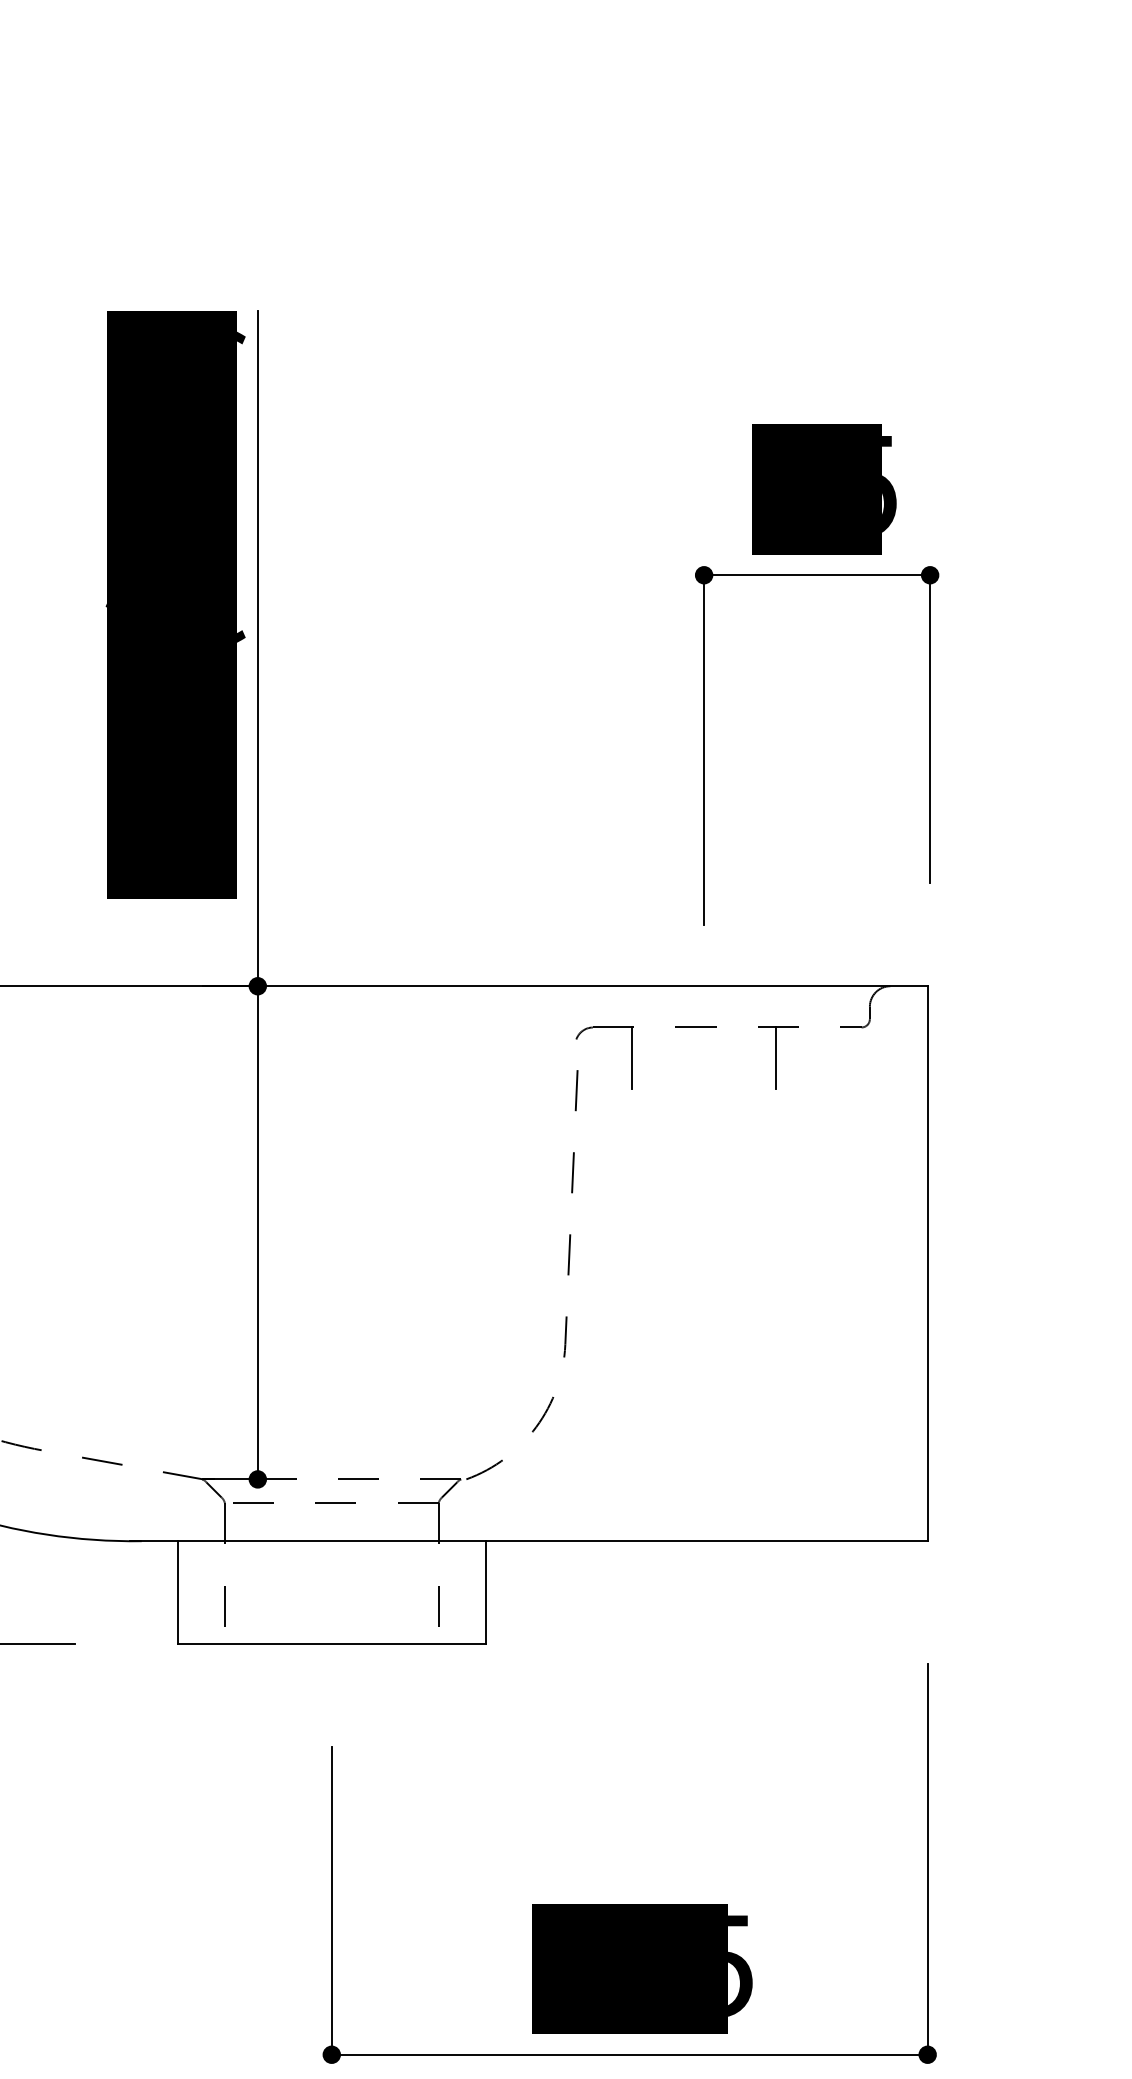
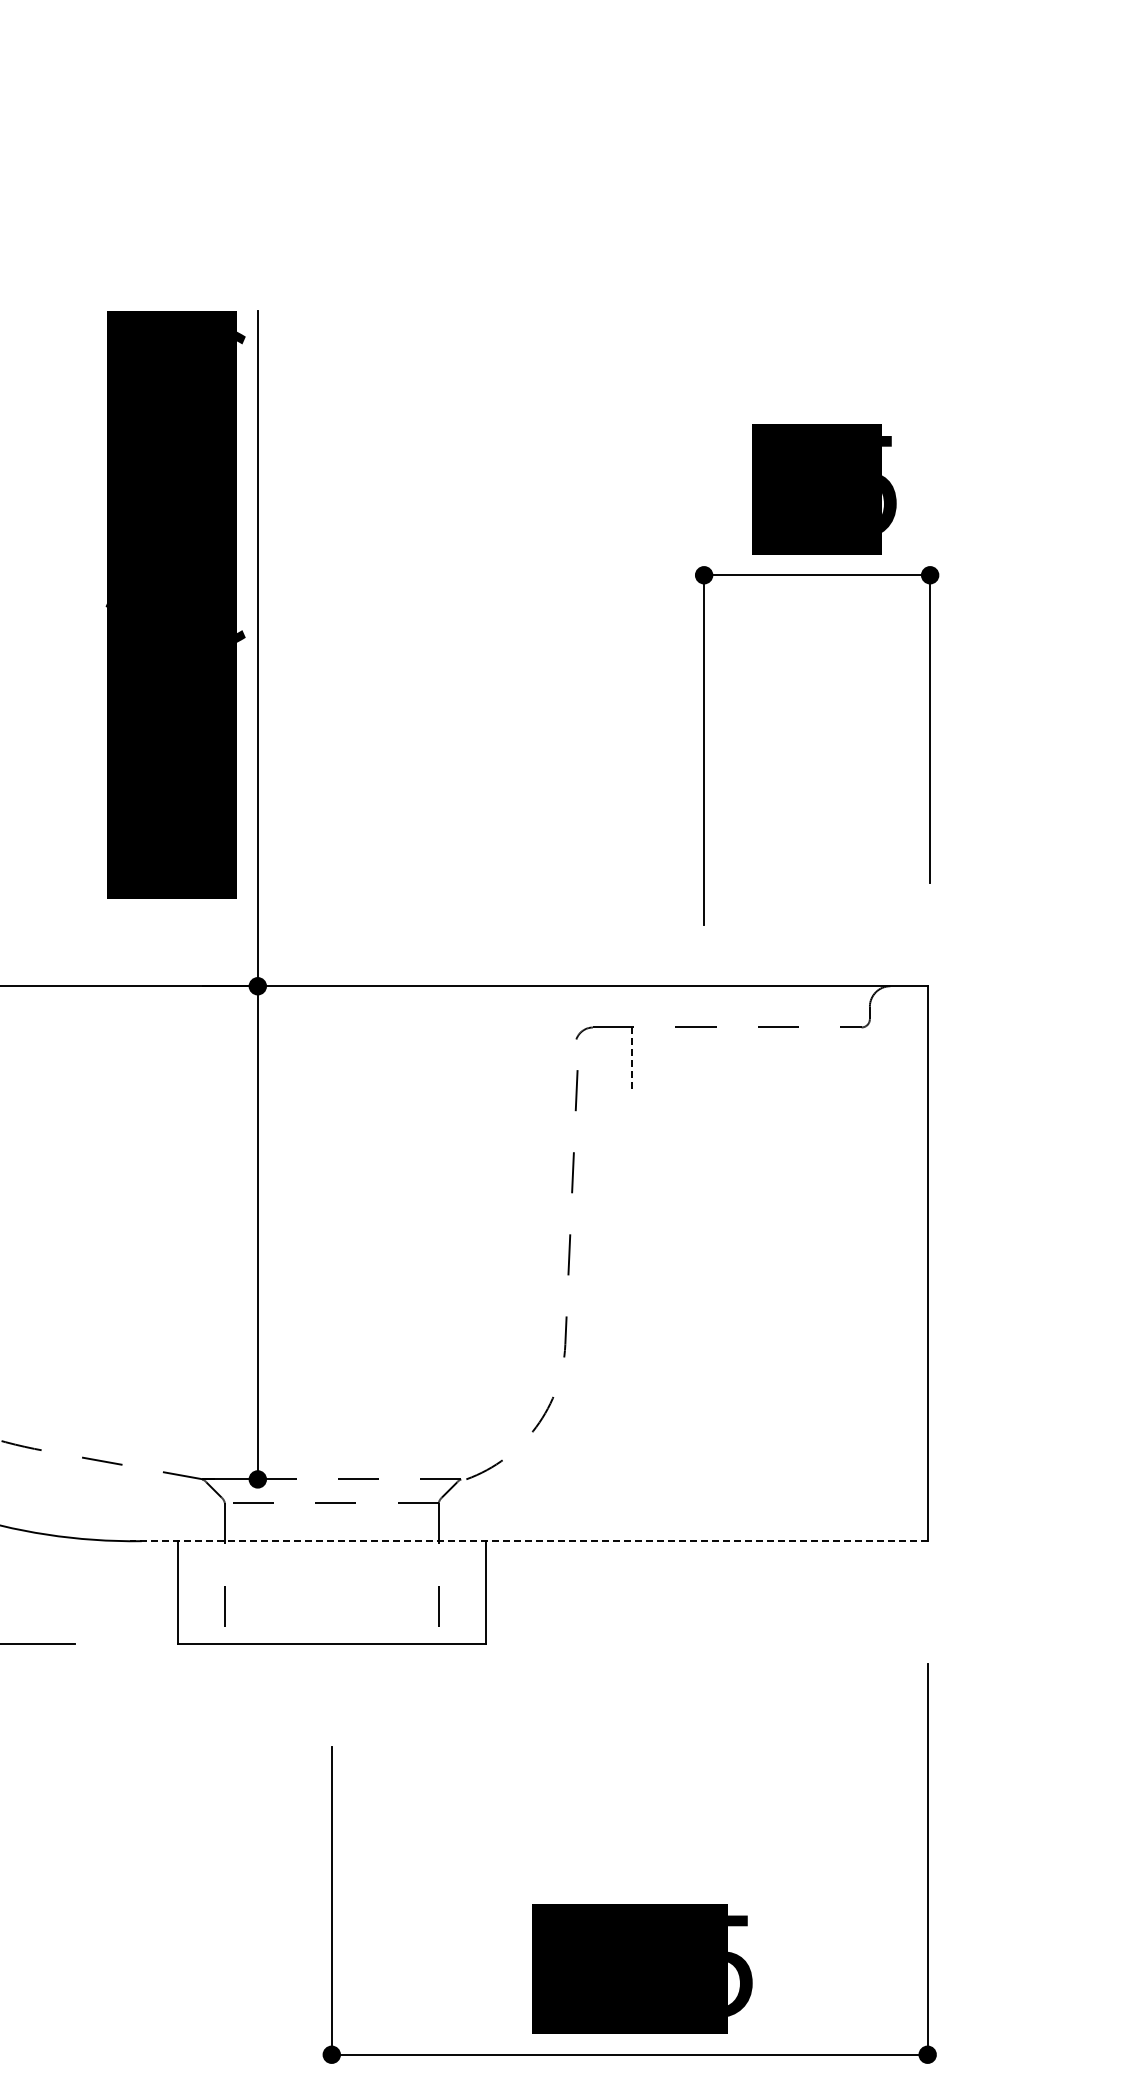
line: solid -> dashed (632, 1058)
line: present -> none (776, 1058)
line: solid -> dashed (529, 1540)
